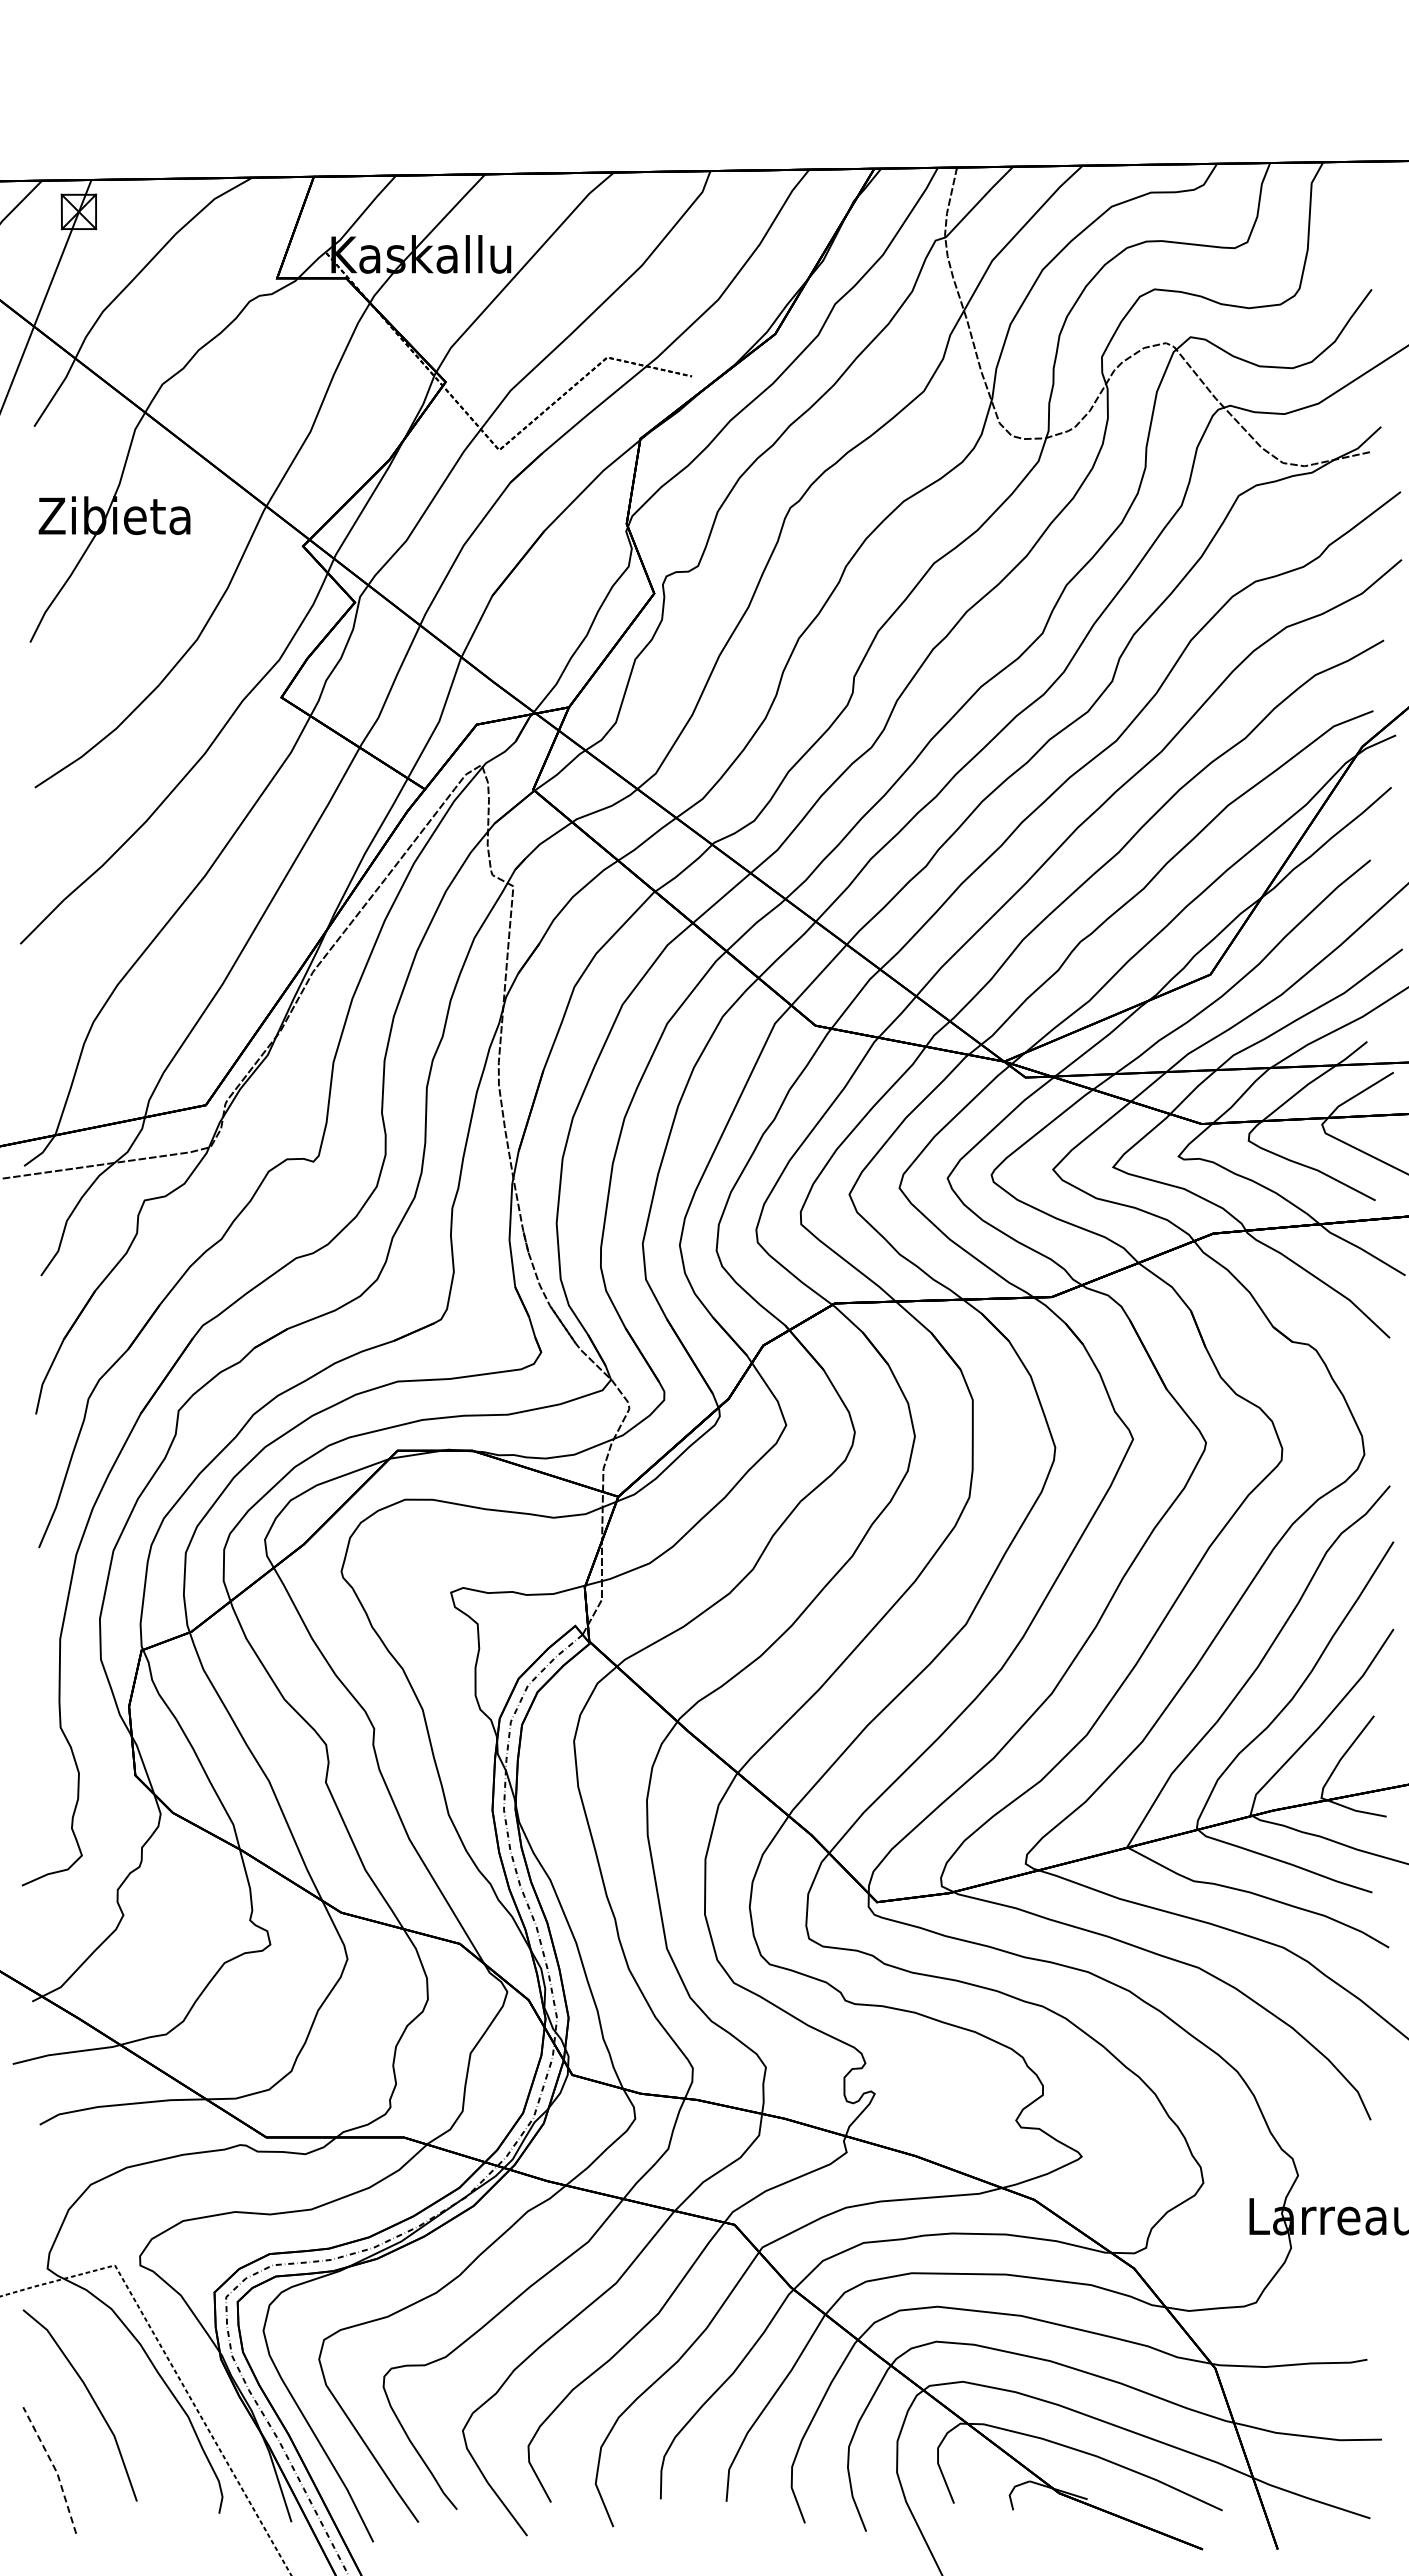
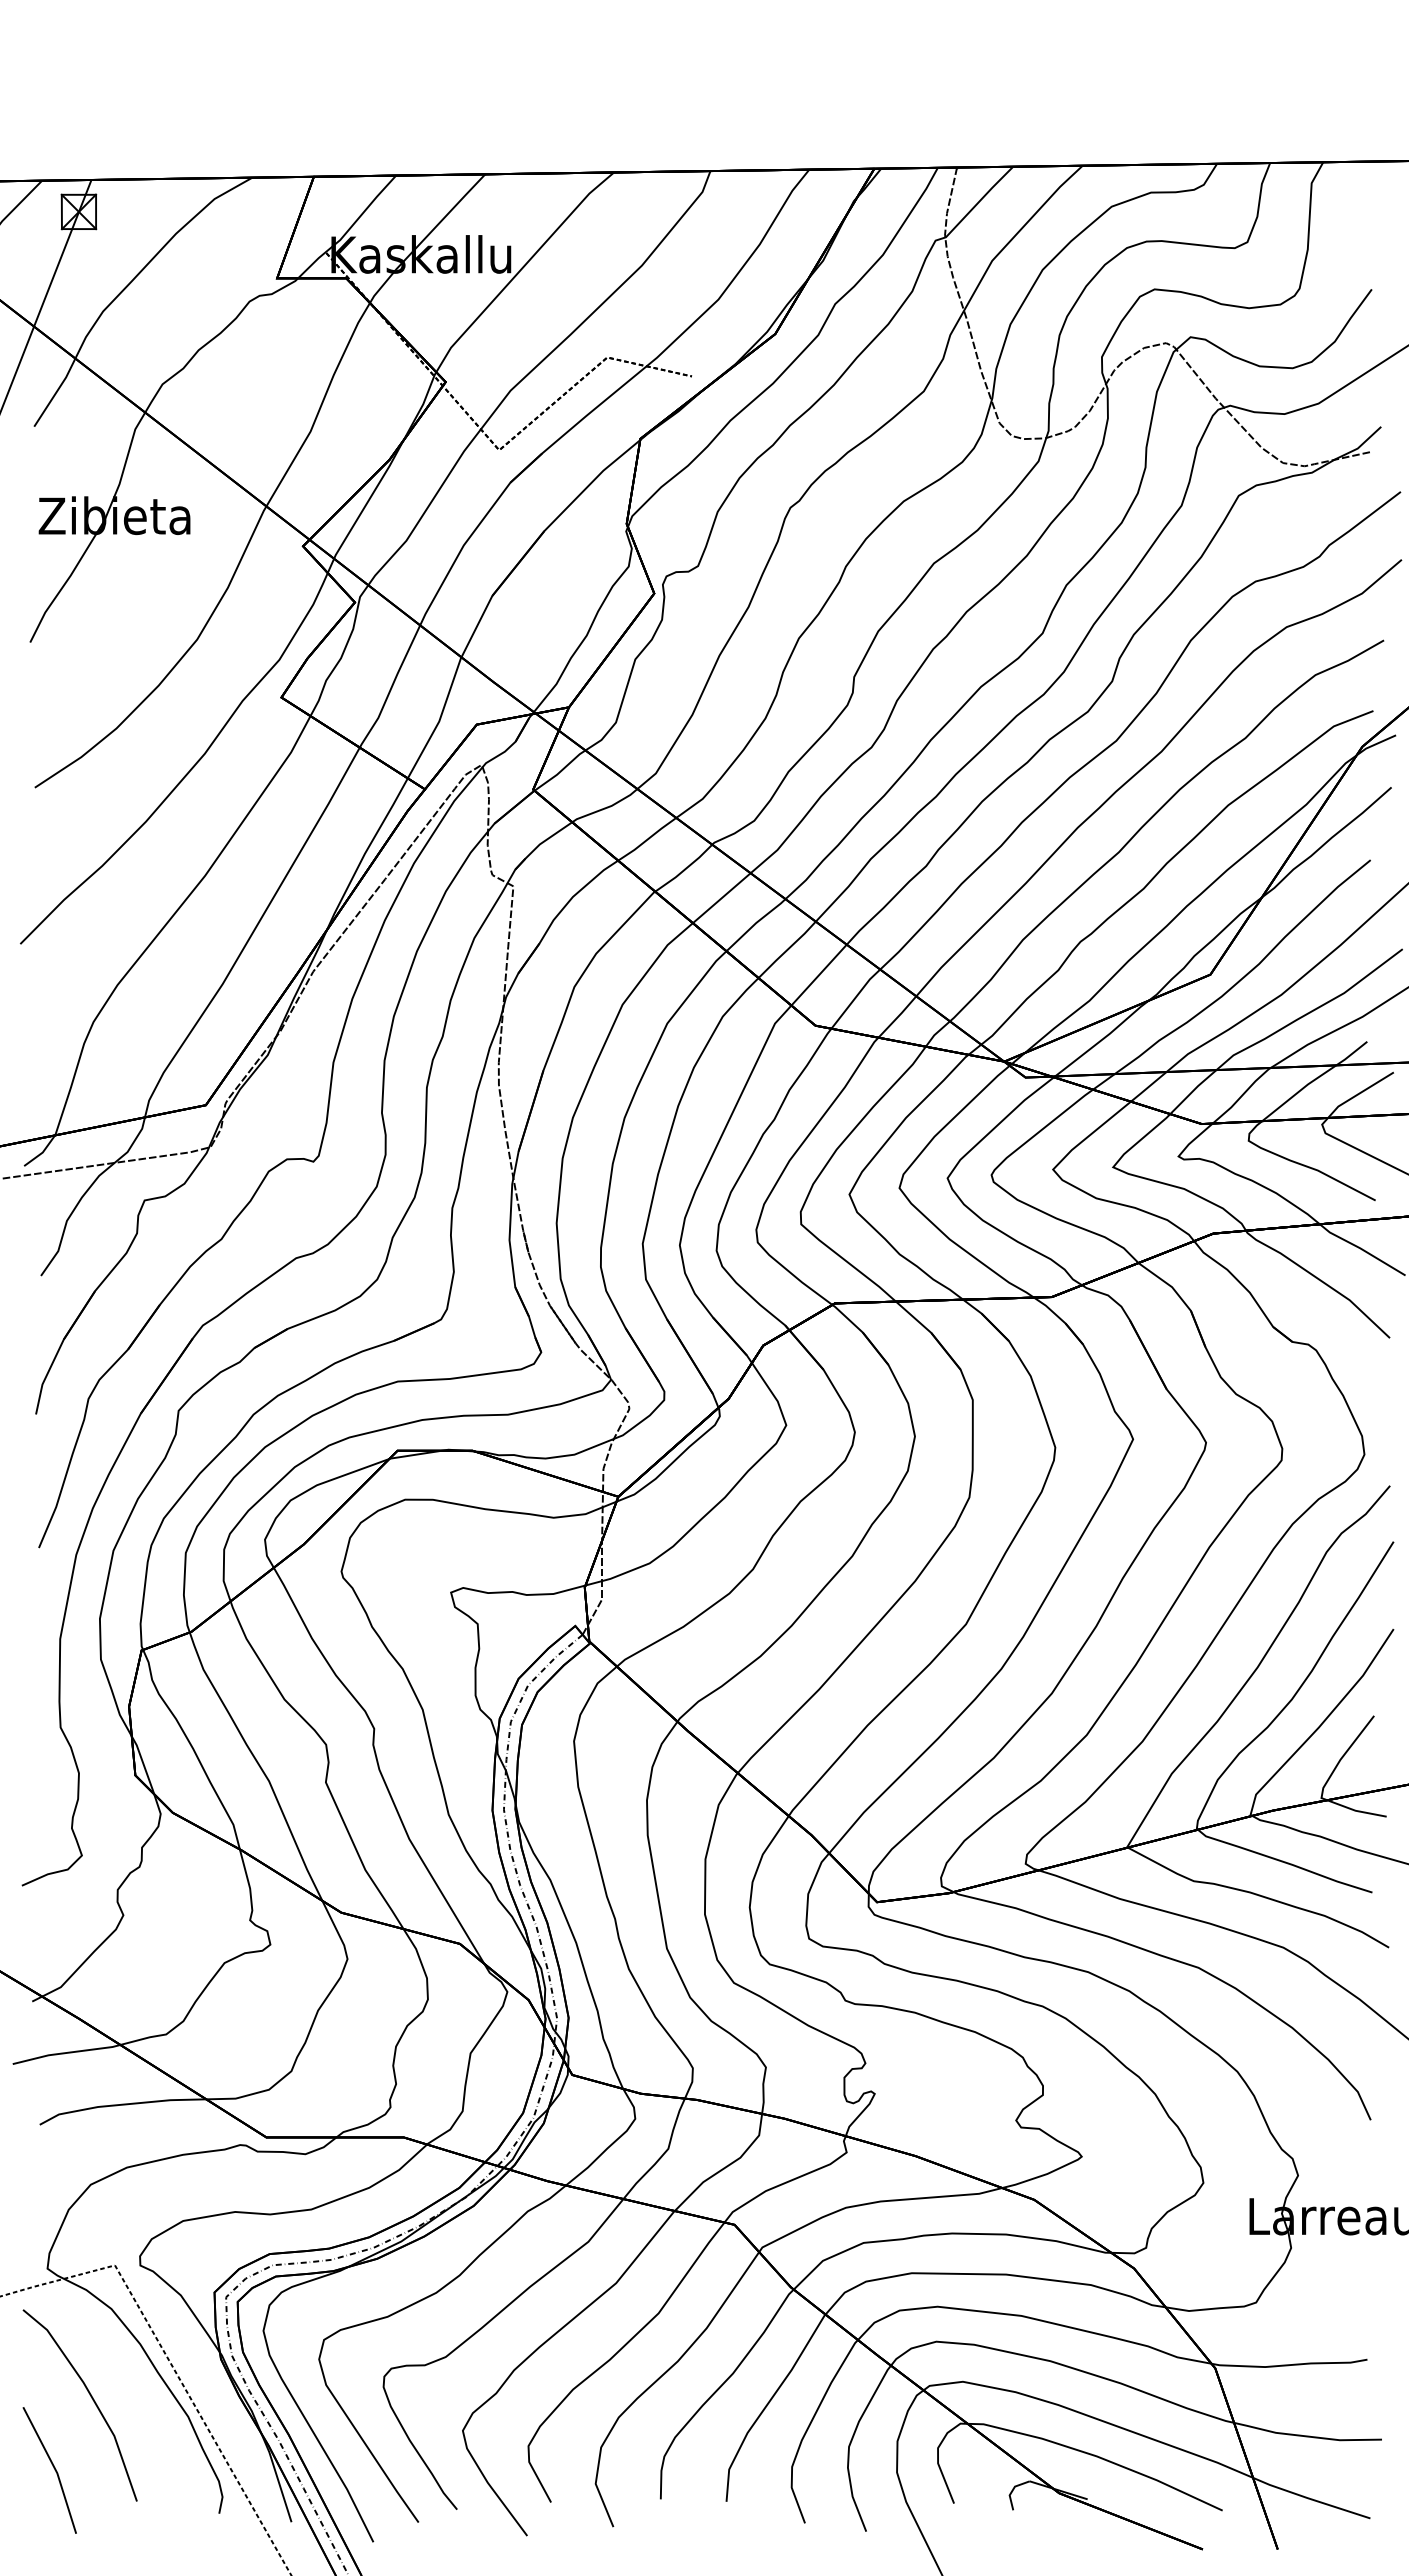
line: dashed -> solid (55, 2468)
